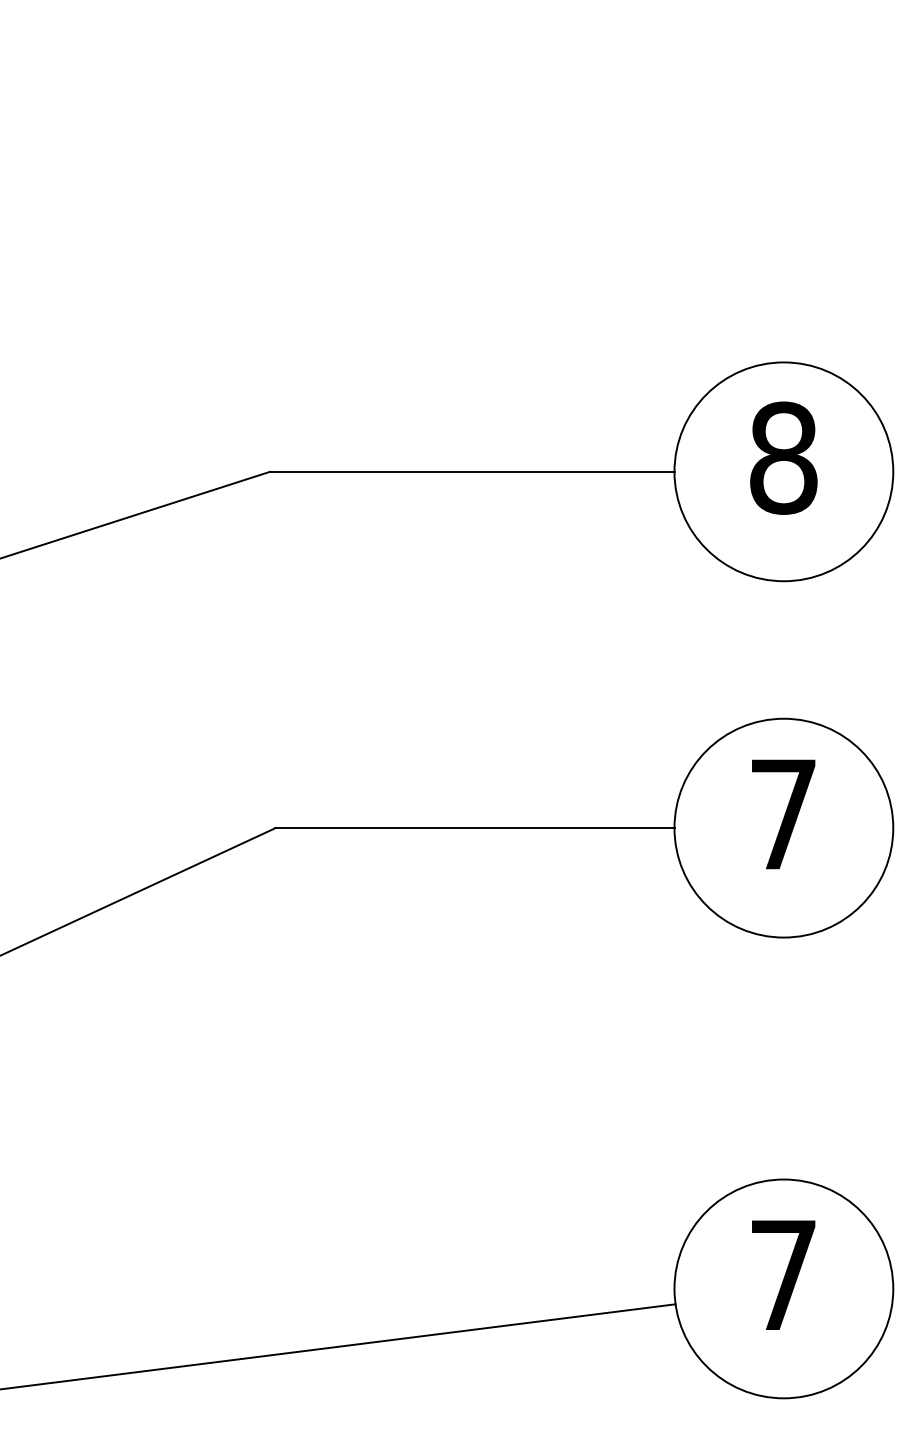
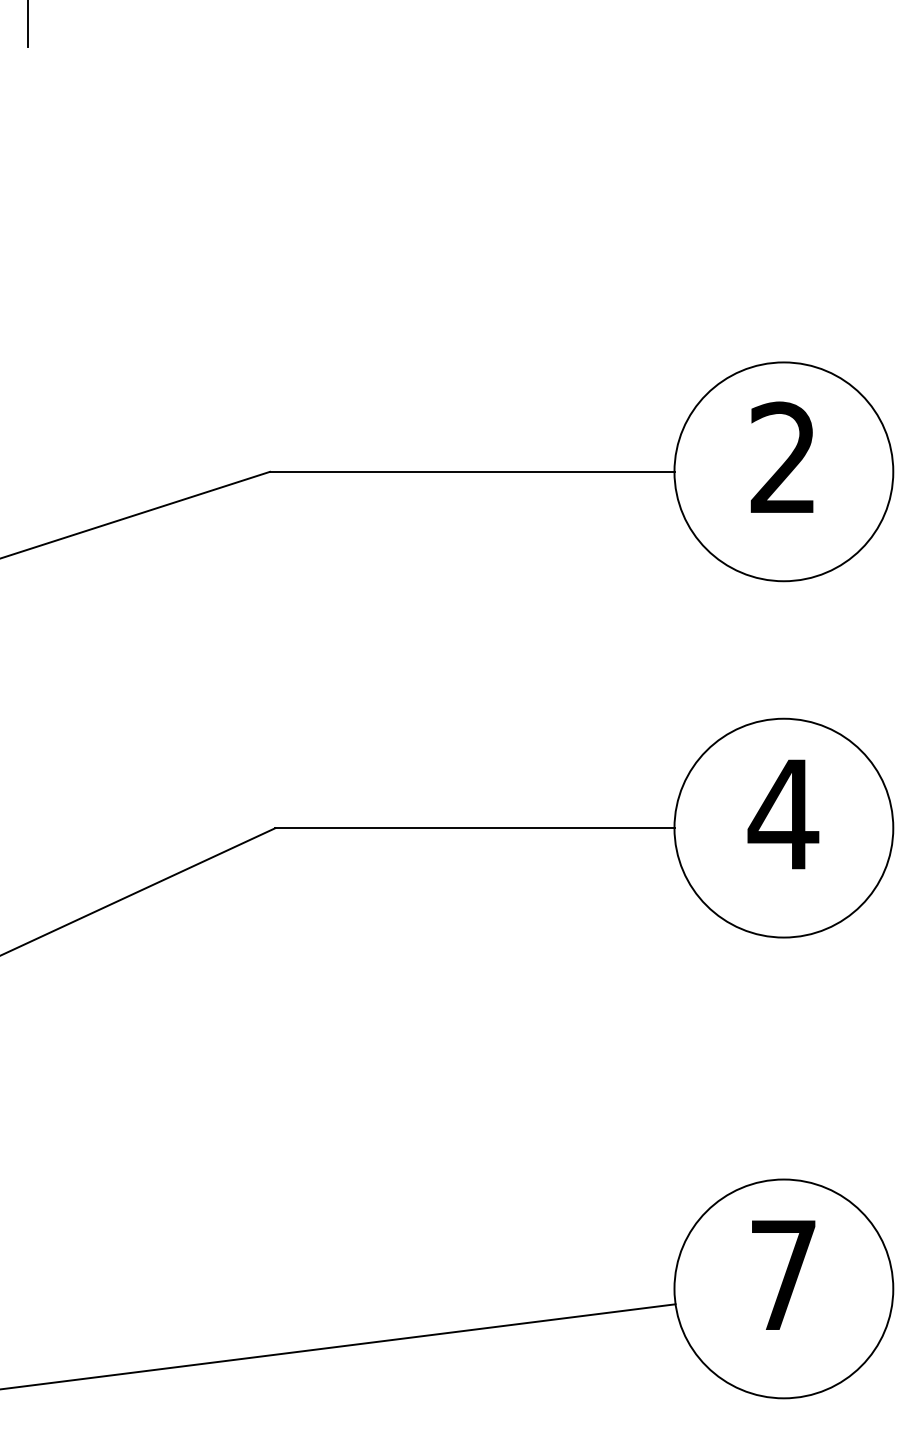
line: none -> present (27, 24)
text: 8 -> 2 (783, 457)
text: 7 -> 4 (783, 814)
